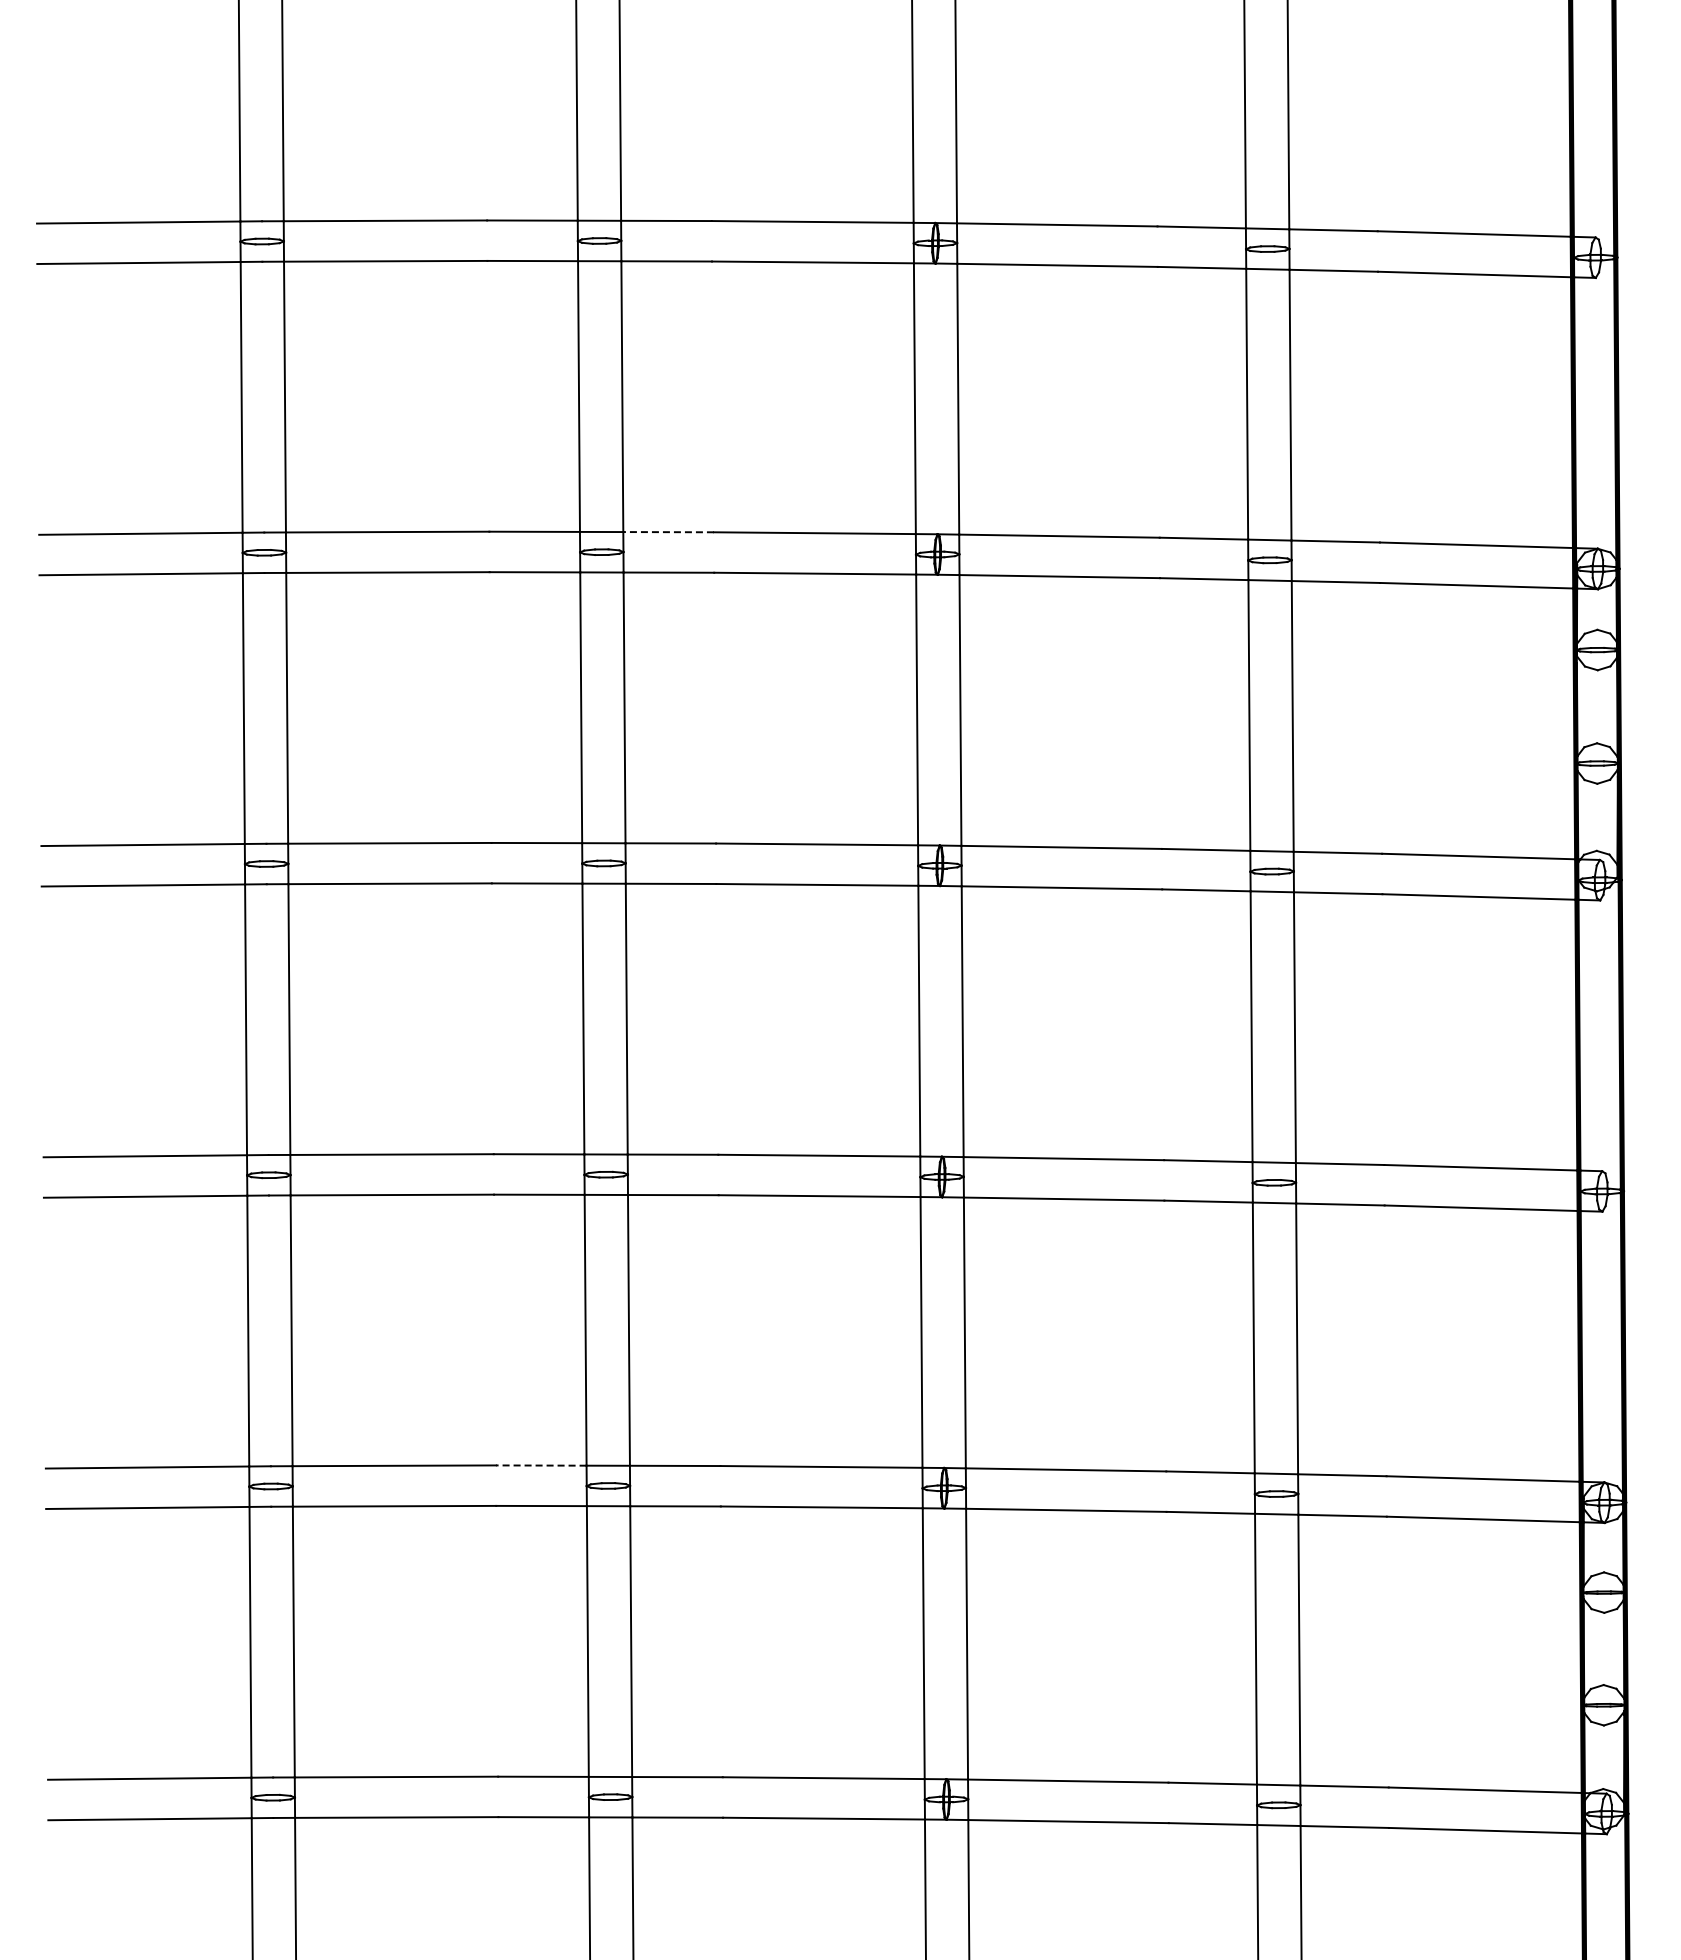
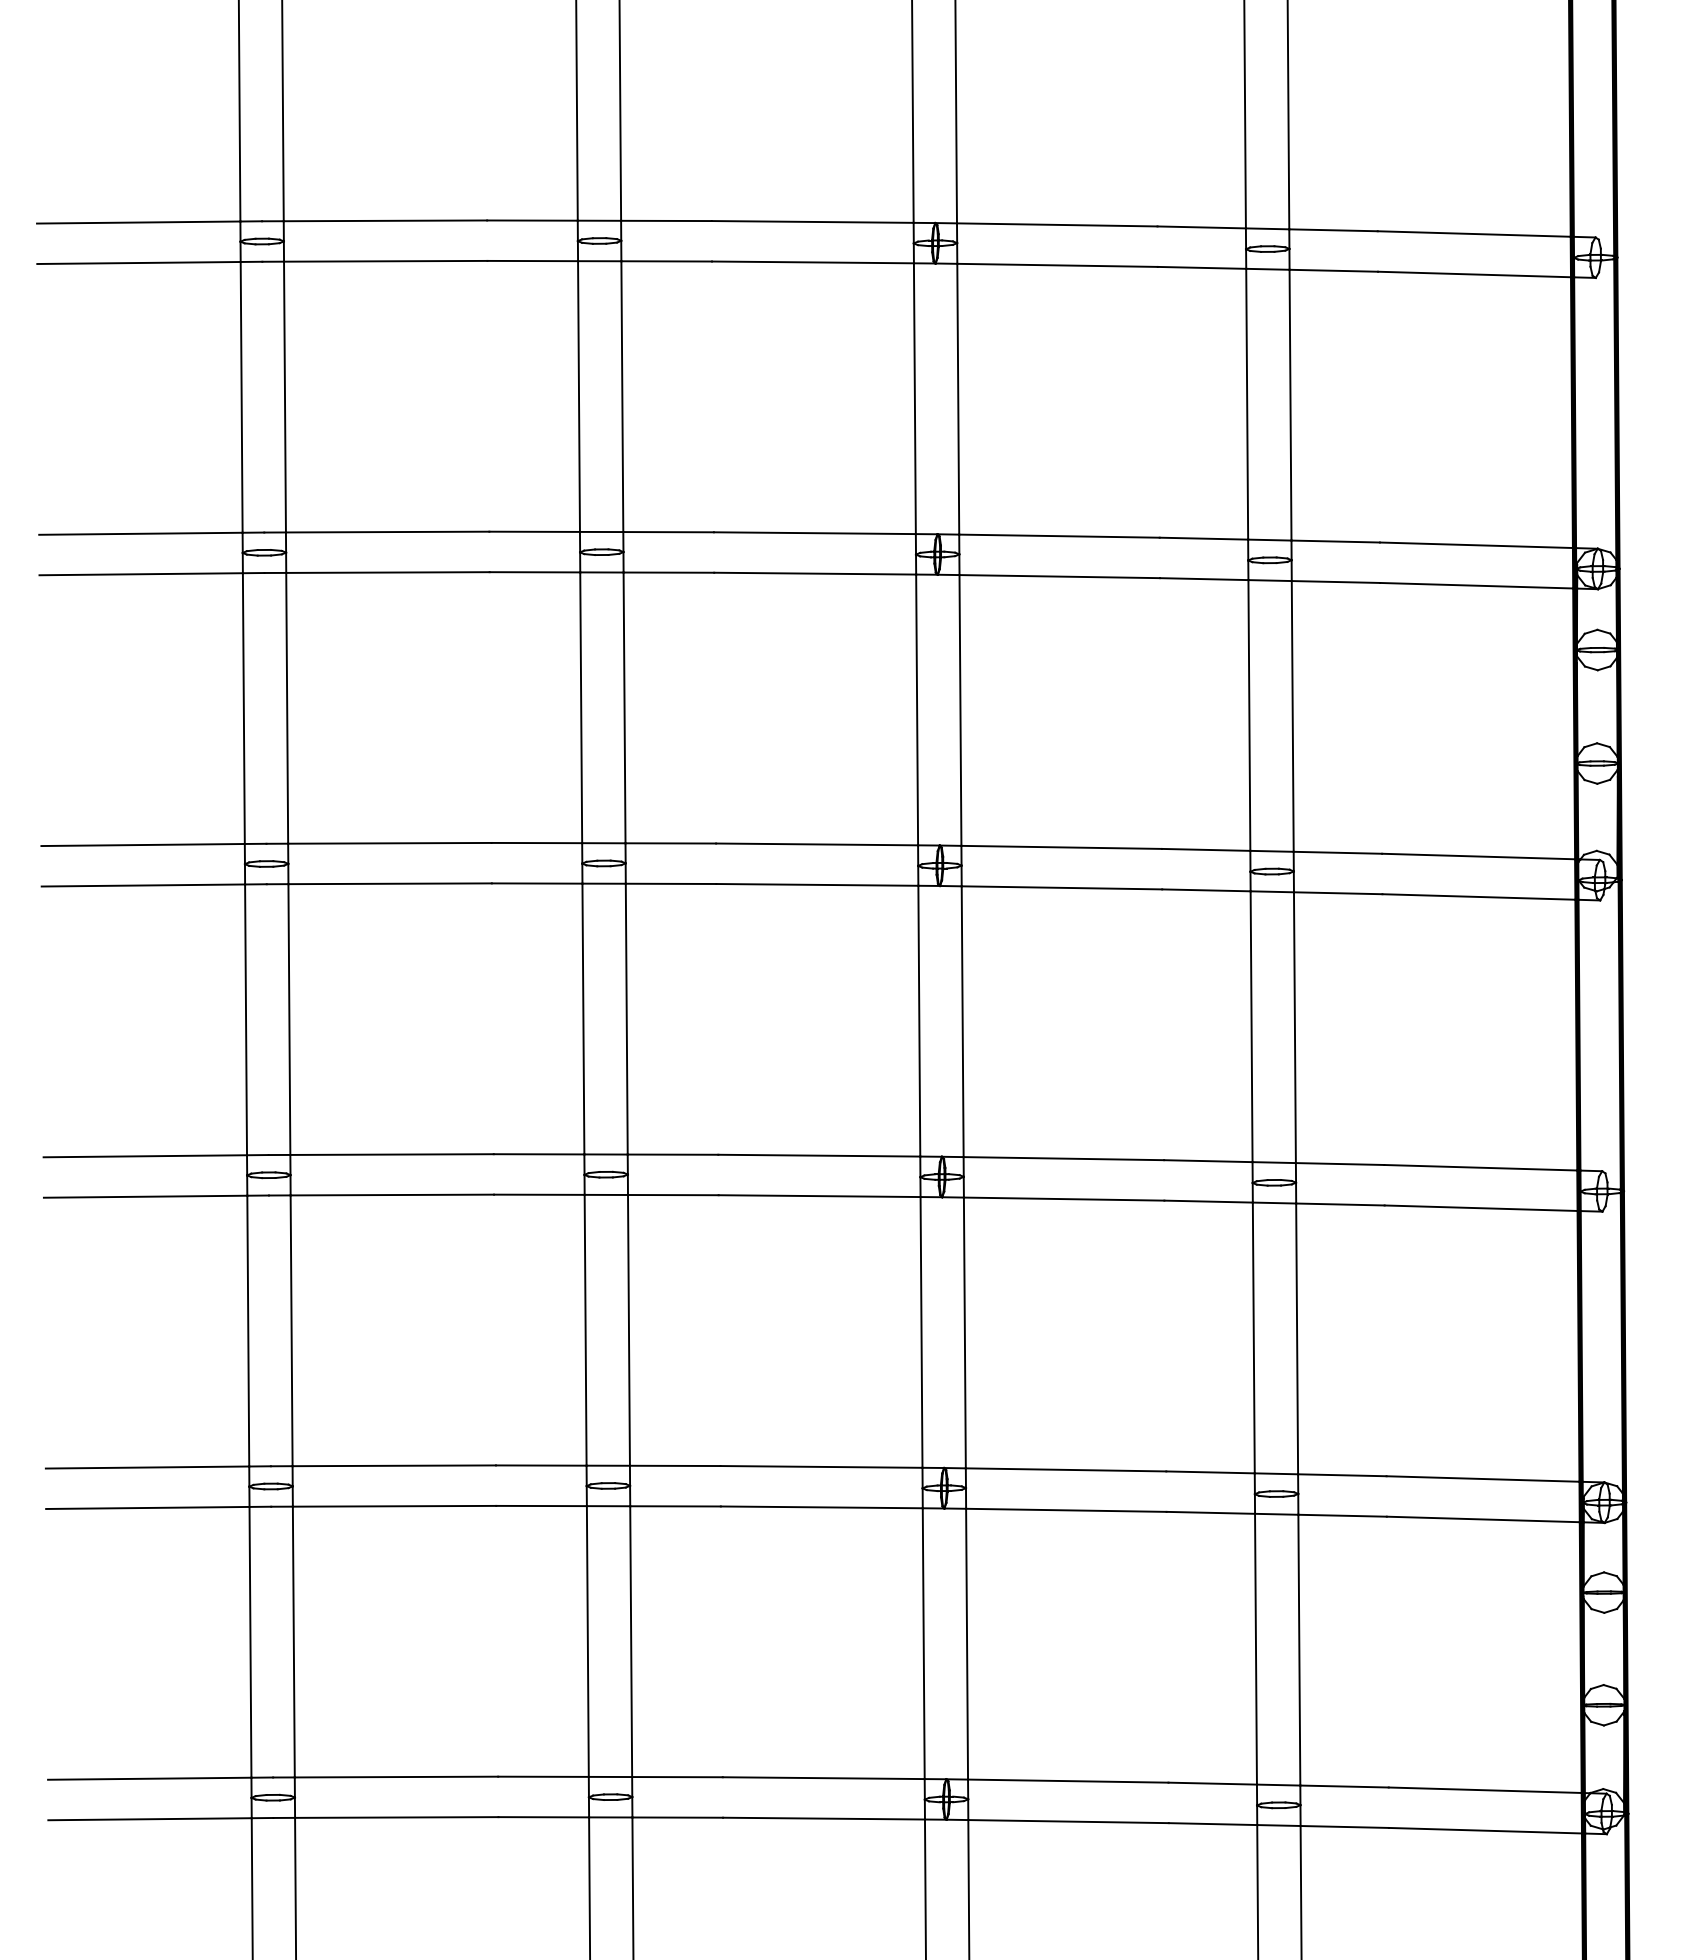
line: dashed -> solid (668, 532)
line: dashed -> solid (540, 1465)
